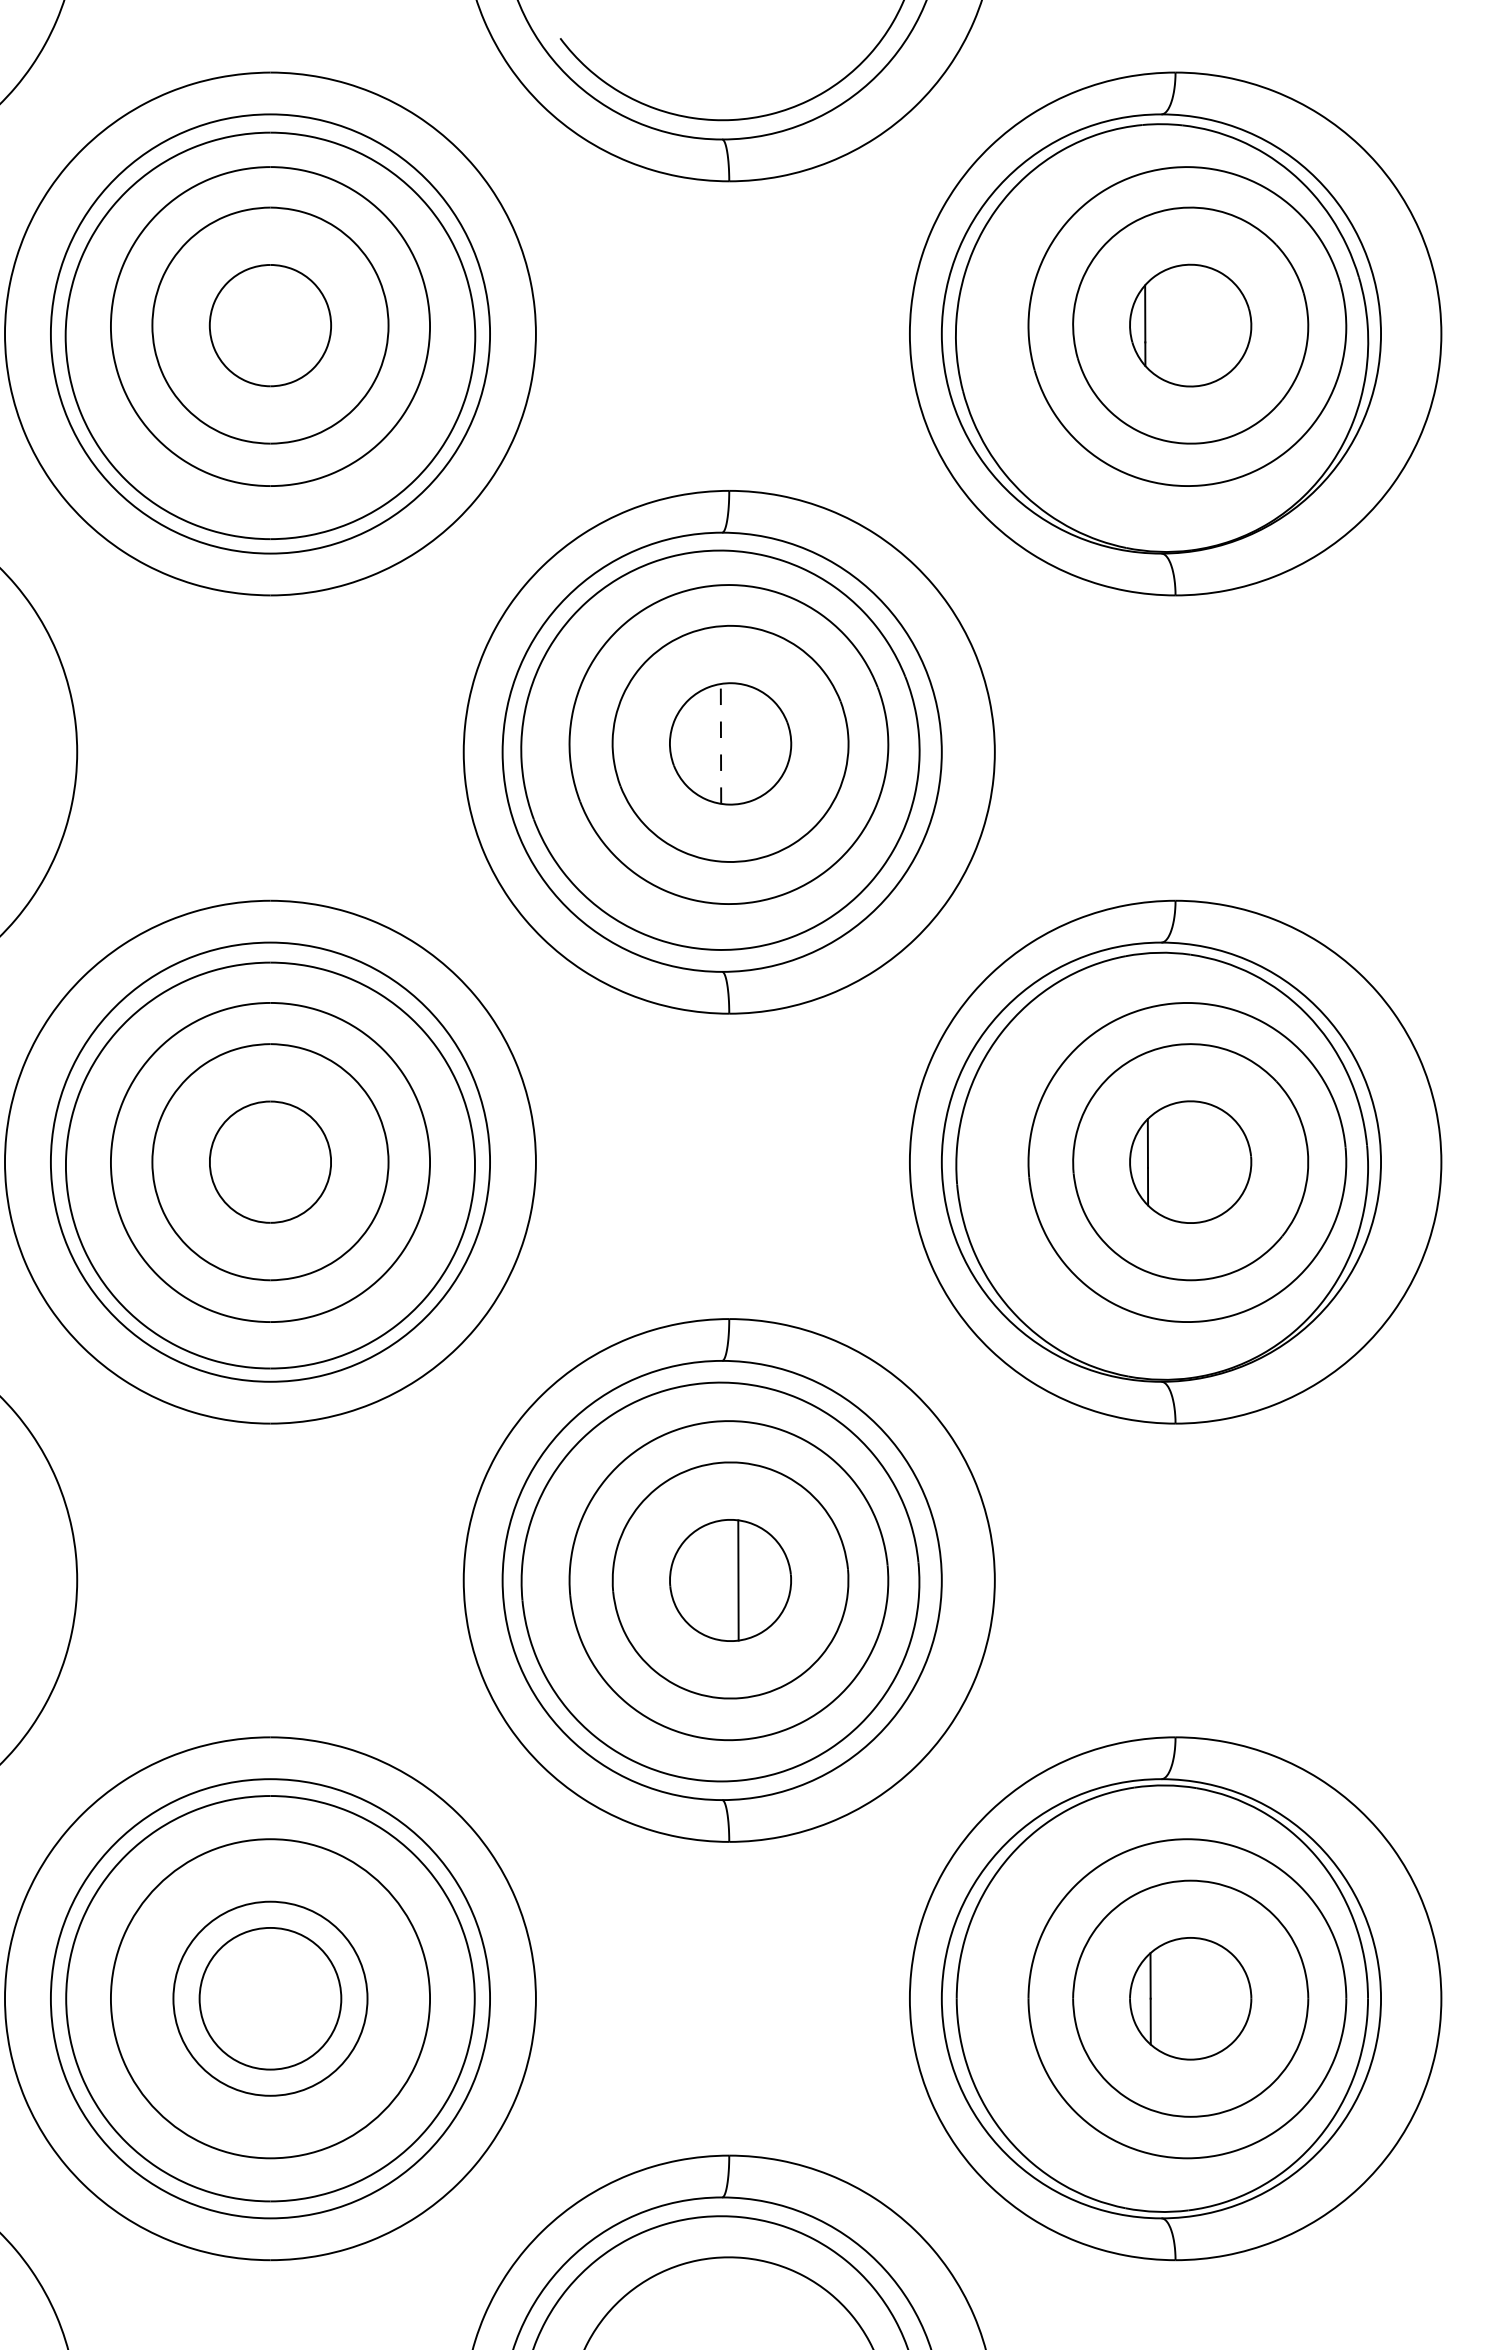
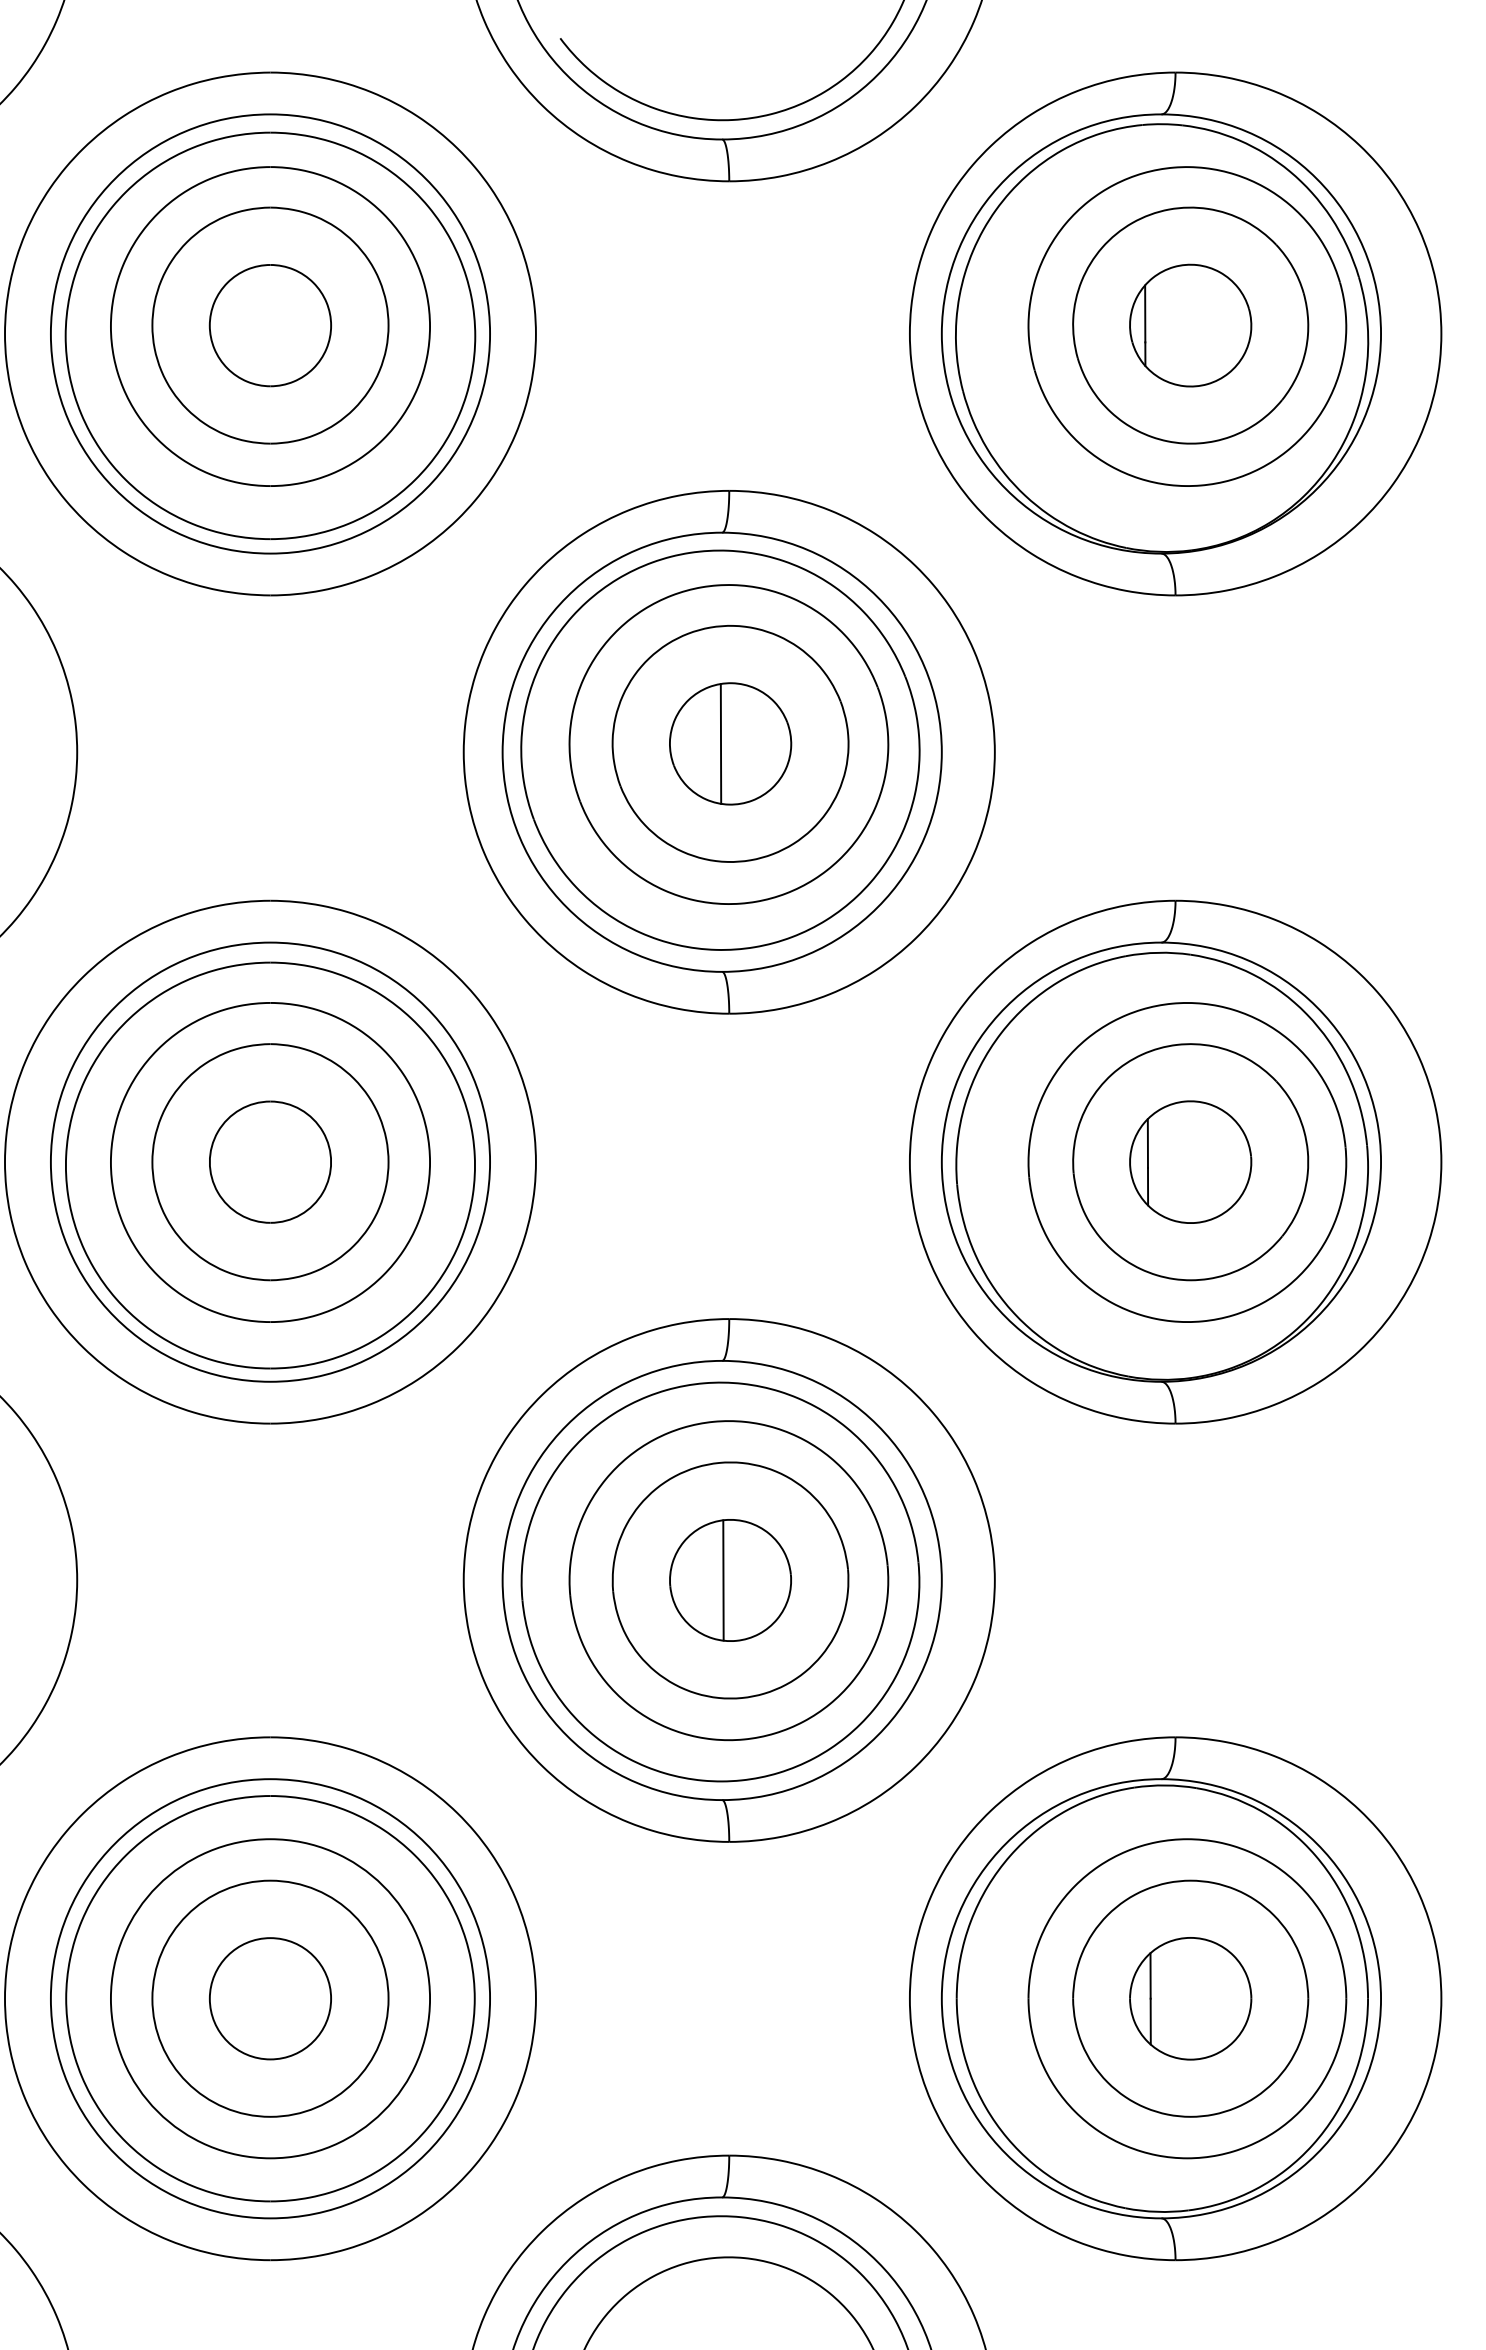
line: dashed -> solid (721, 744)
line position: (738, 1580) -> (723, 1580) (723, 1580)
circle diameter: 142 px -> 236 px (270, 1998)
circle diameter: 194 px -> 121 px (270, 1998)
